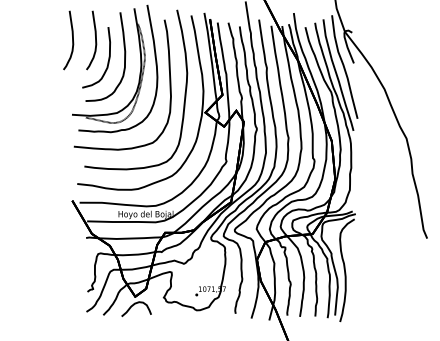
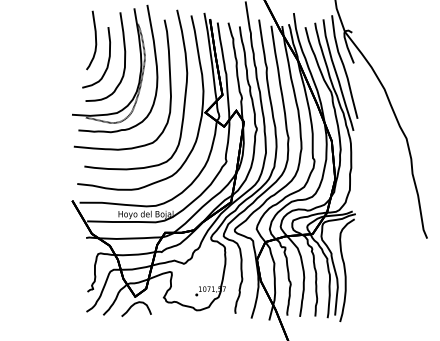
curve: present -> none (72, 40)
